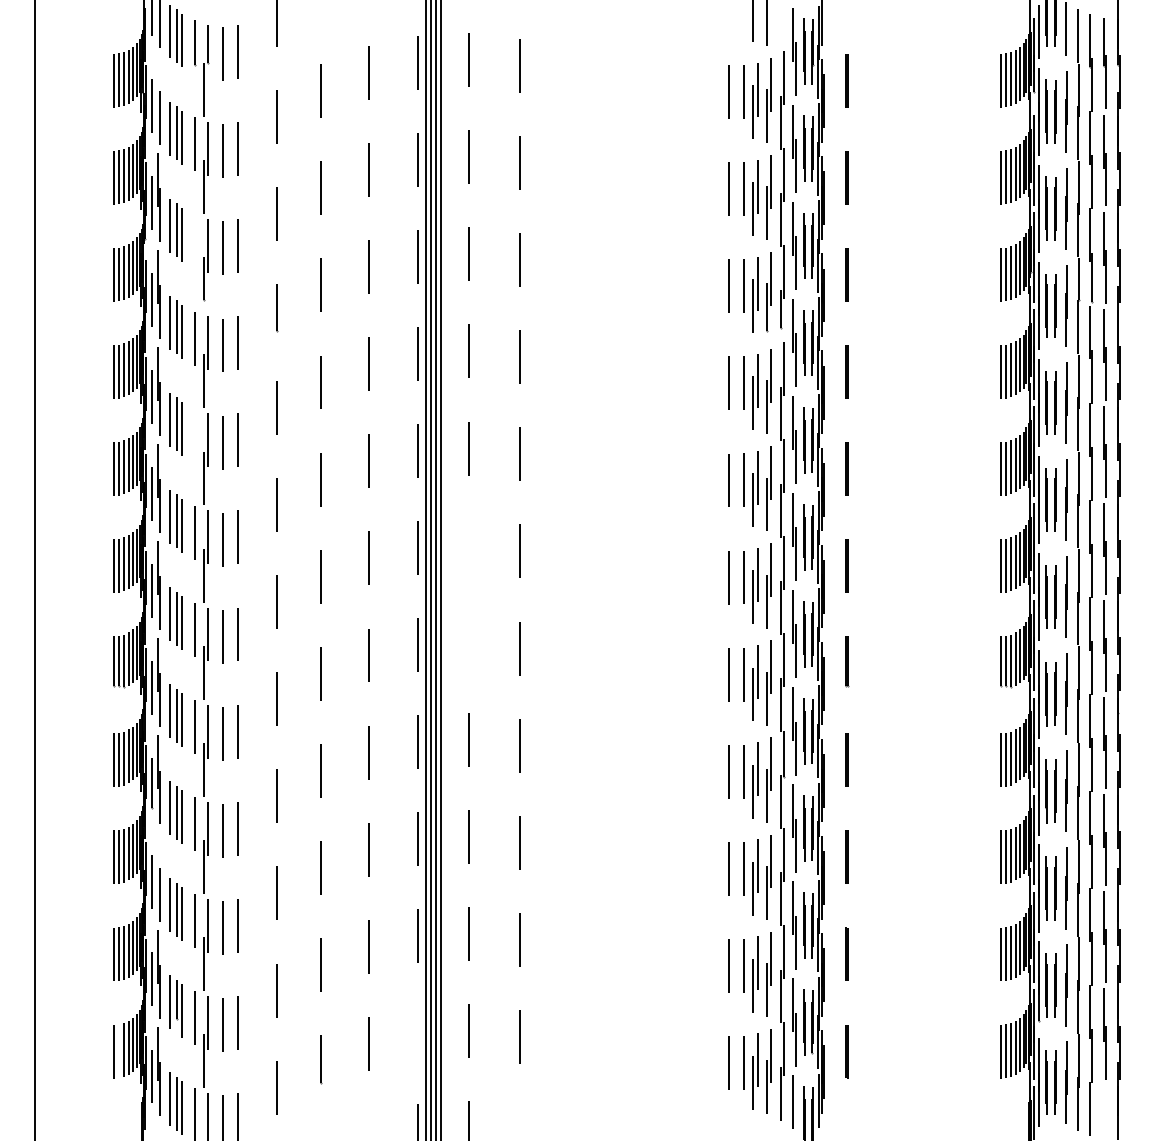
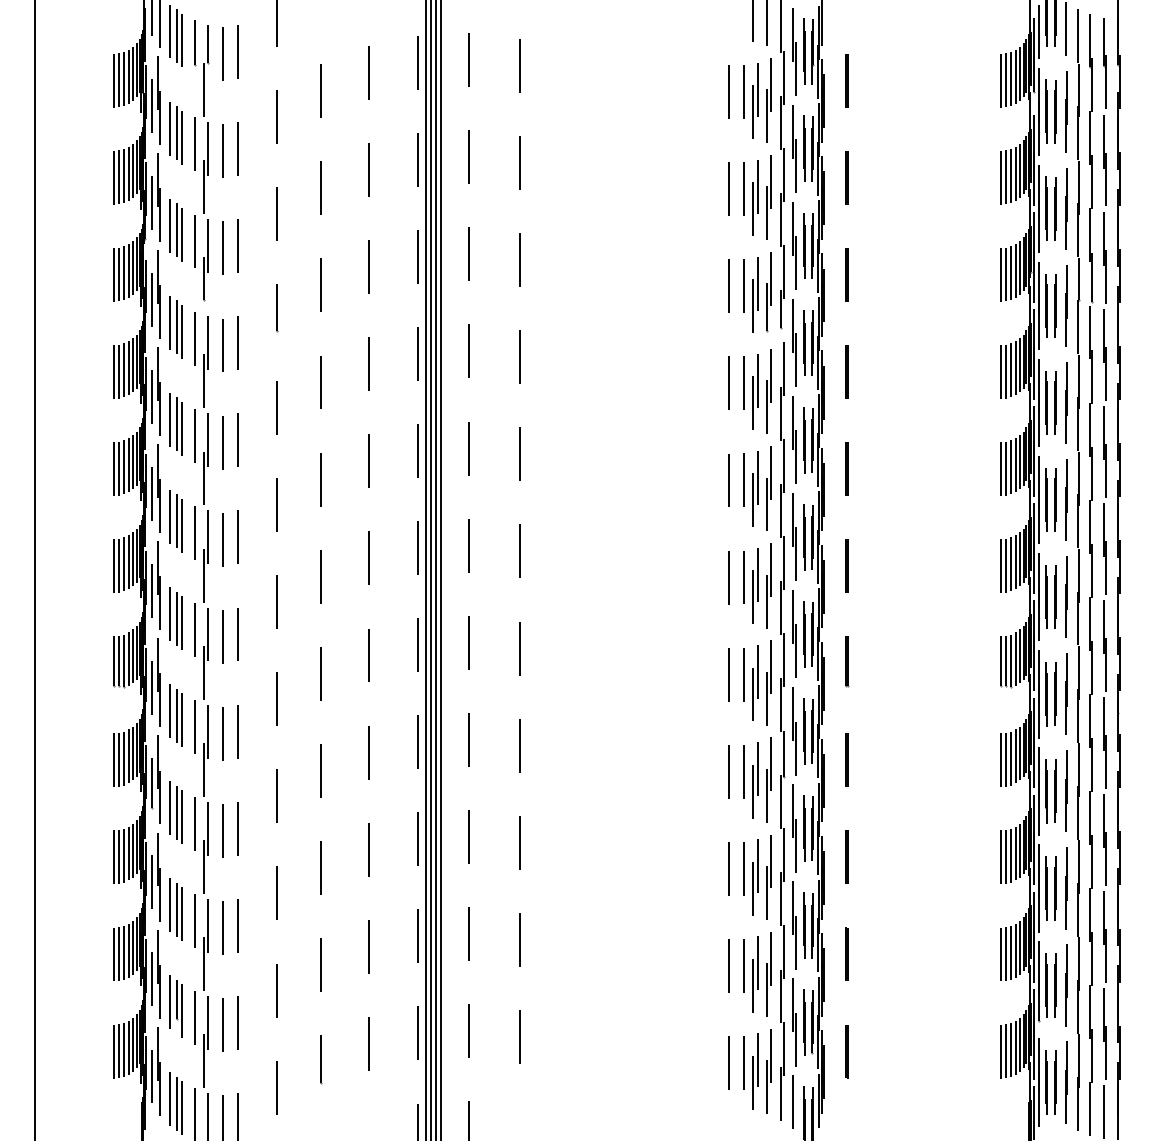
line: none -> present (780, 27)
line: none -> present (157, 82)
line: none -> present (194, 241)
line: none -> present (194, 435)
line: none -> present (469, 545)
line: none -> present (469, 642)
line: none -> present (157, 859)
line: none -> present (418, 1033)
line: none -> present (119, 1051)
line: none -> present (1103, 1111)
